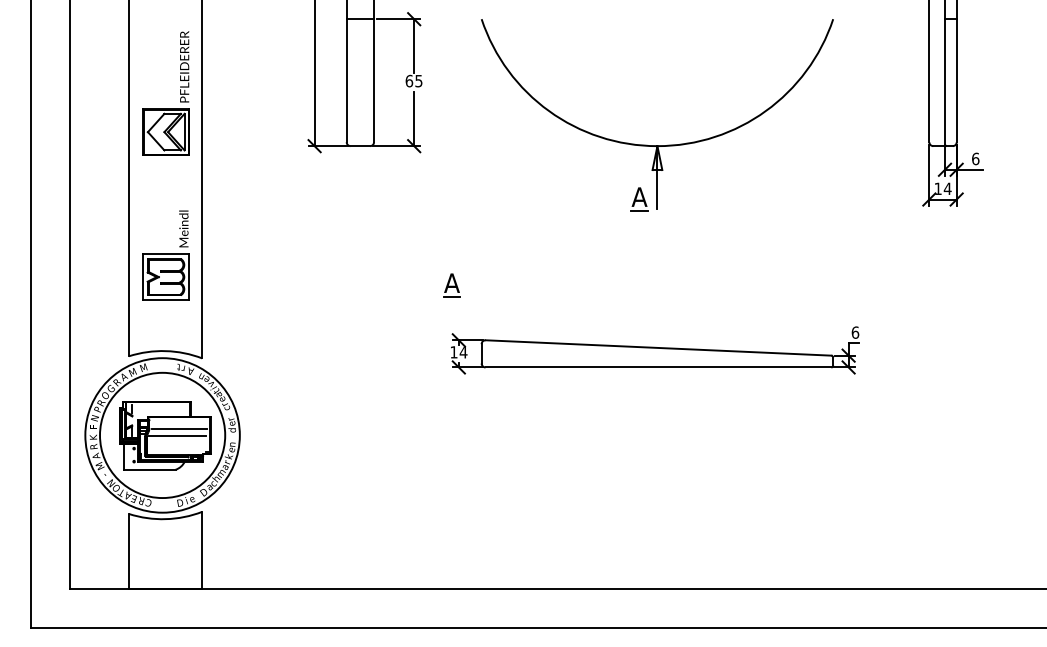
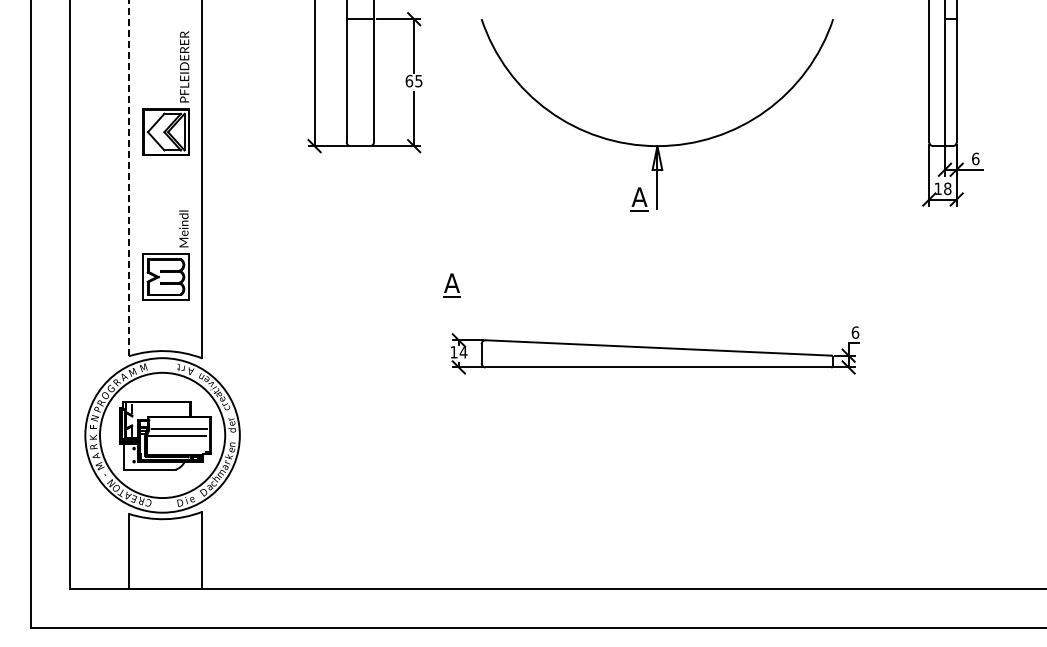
line: solid -> dashed (129, 178)
text: 14 -> 18 (947, 188)
